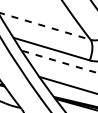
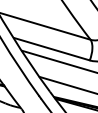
line: dashed -> solid (45, 26)
line: dashed -> solid (60, 62)
